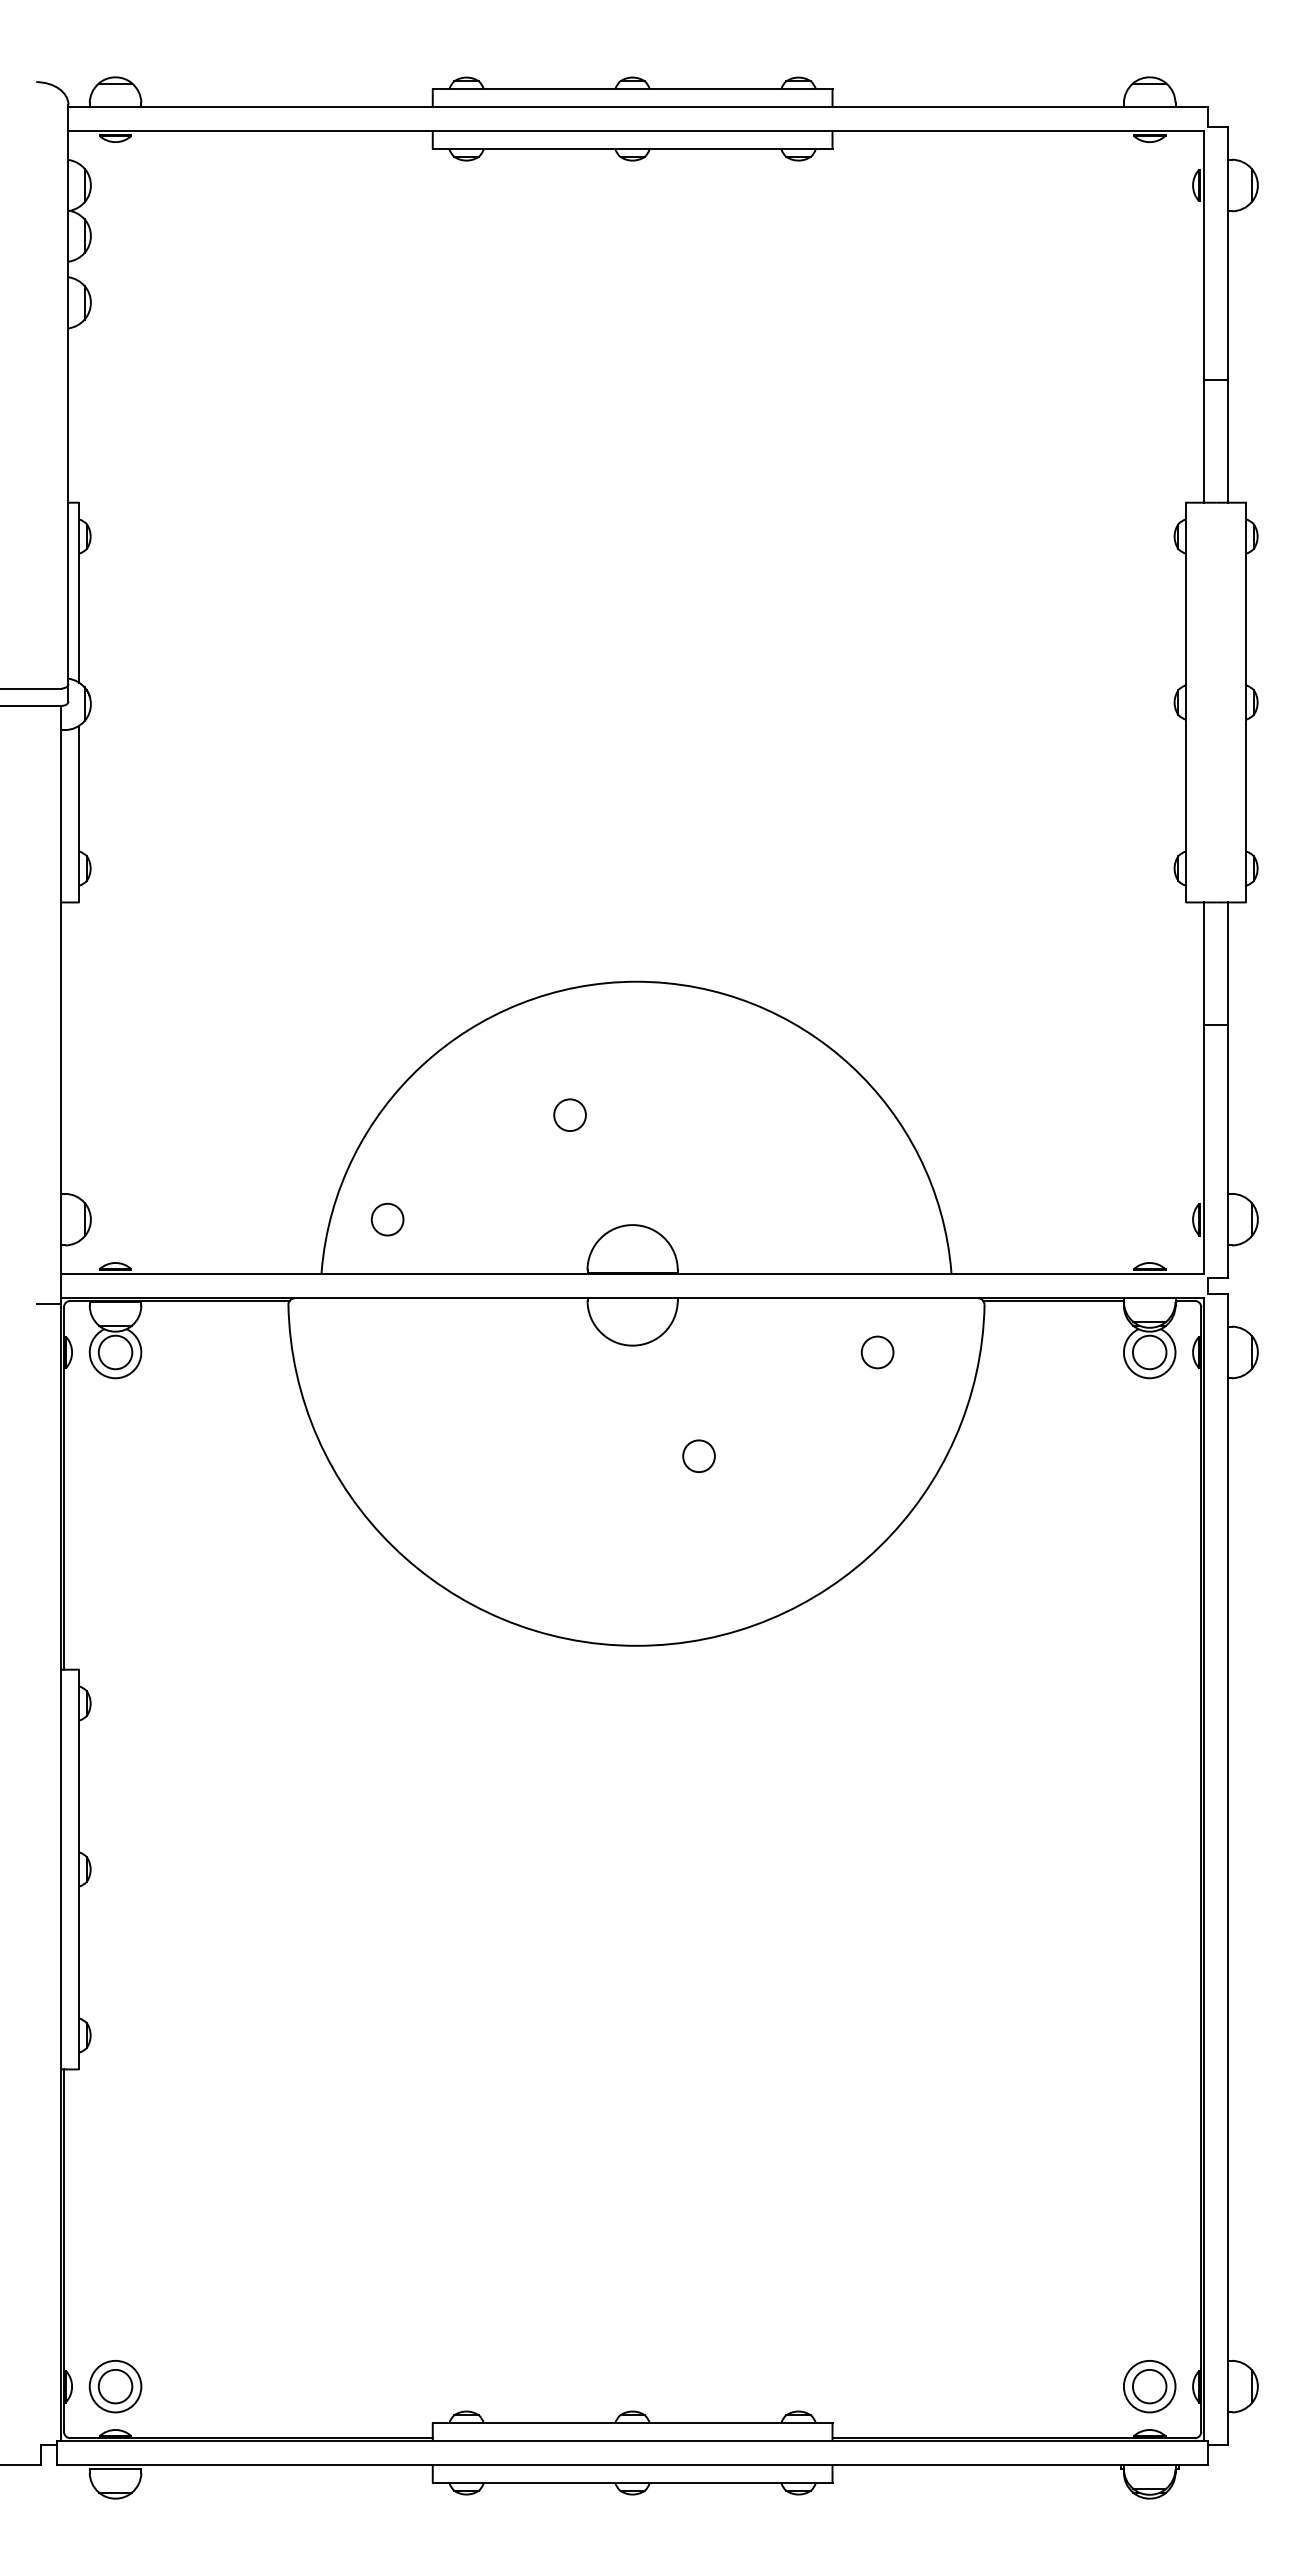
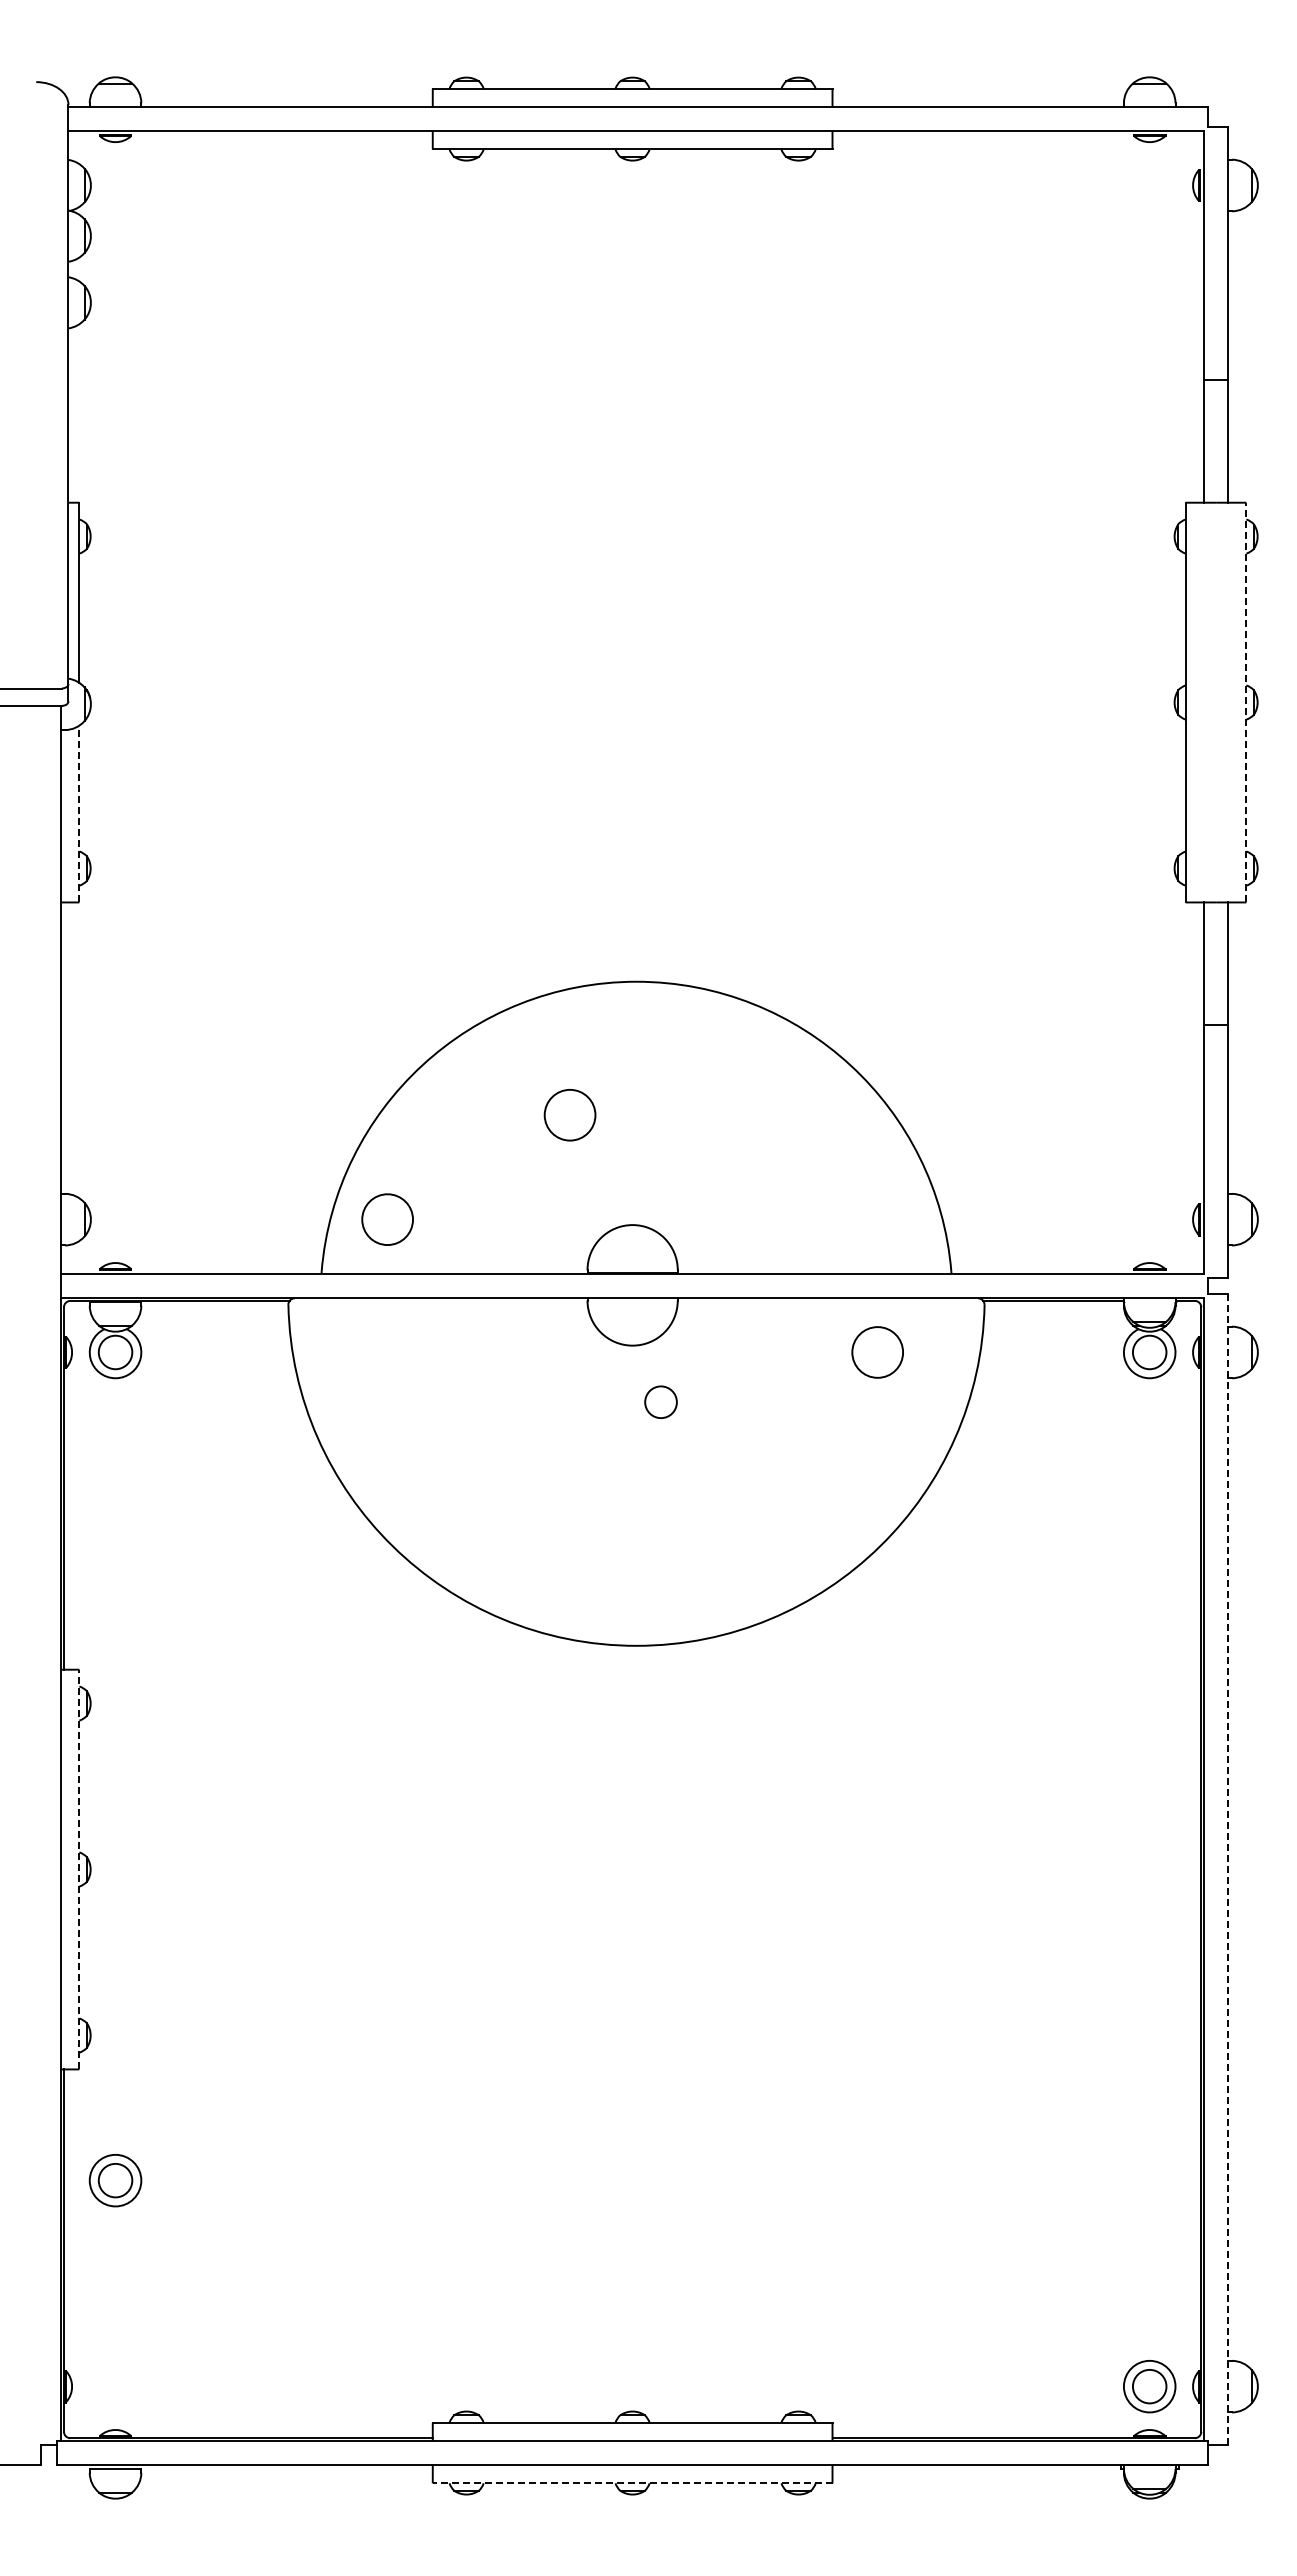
line: solid -> dashed (1246, 702)
line: solid -> dashed (79, 813)
circle diameter: 32 px -> 51 px (569, 1114)
circle diameter: 32 px -> 51 px (387, 1219)
line: present -> none (48, 1303)
circle size: 35x35 px -> 53x53 px (877, 1352)
circle position: (698, 1455) -> (660, 1401) (660, 1401)
line: solid -> dashed (79, 1869)
line: solid -> dashed (1228, 1869)
part position: (115, 2386) -> (115, 2180) (115, 2180)
line: solid -> dashed (632, 2483)
